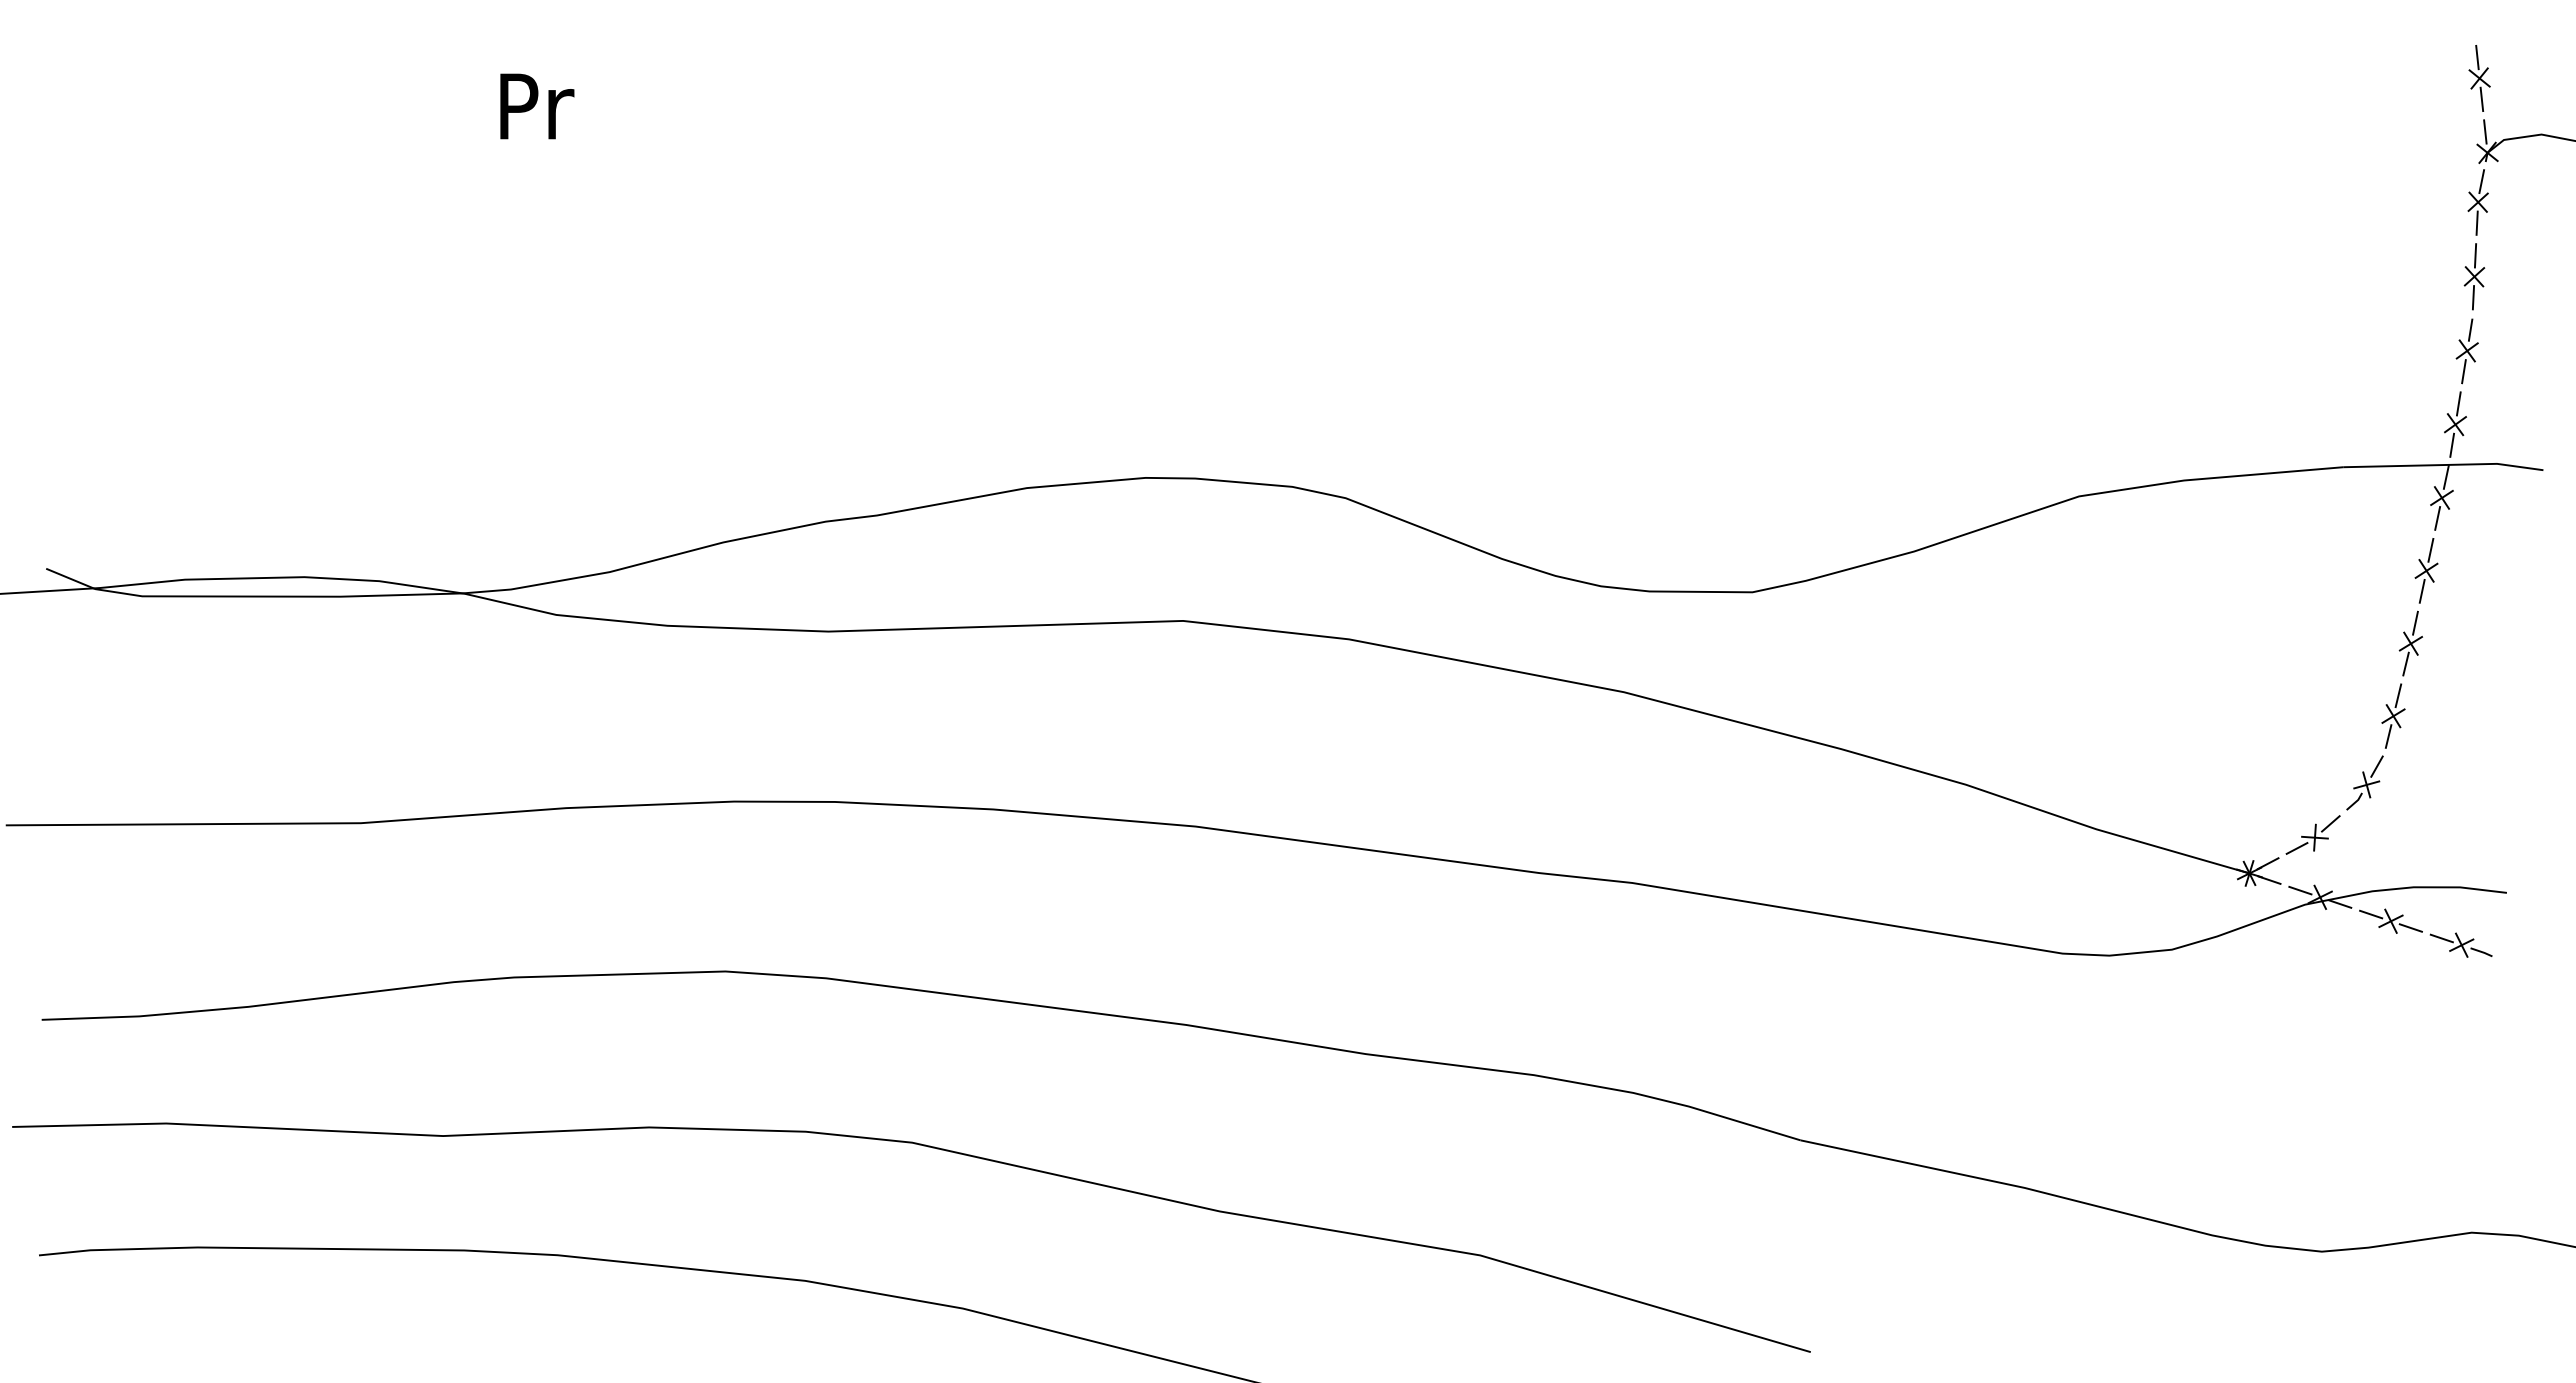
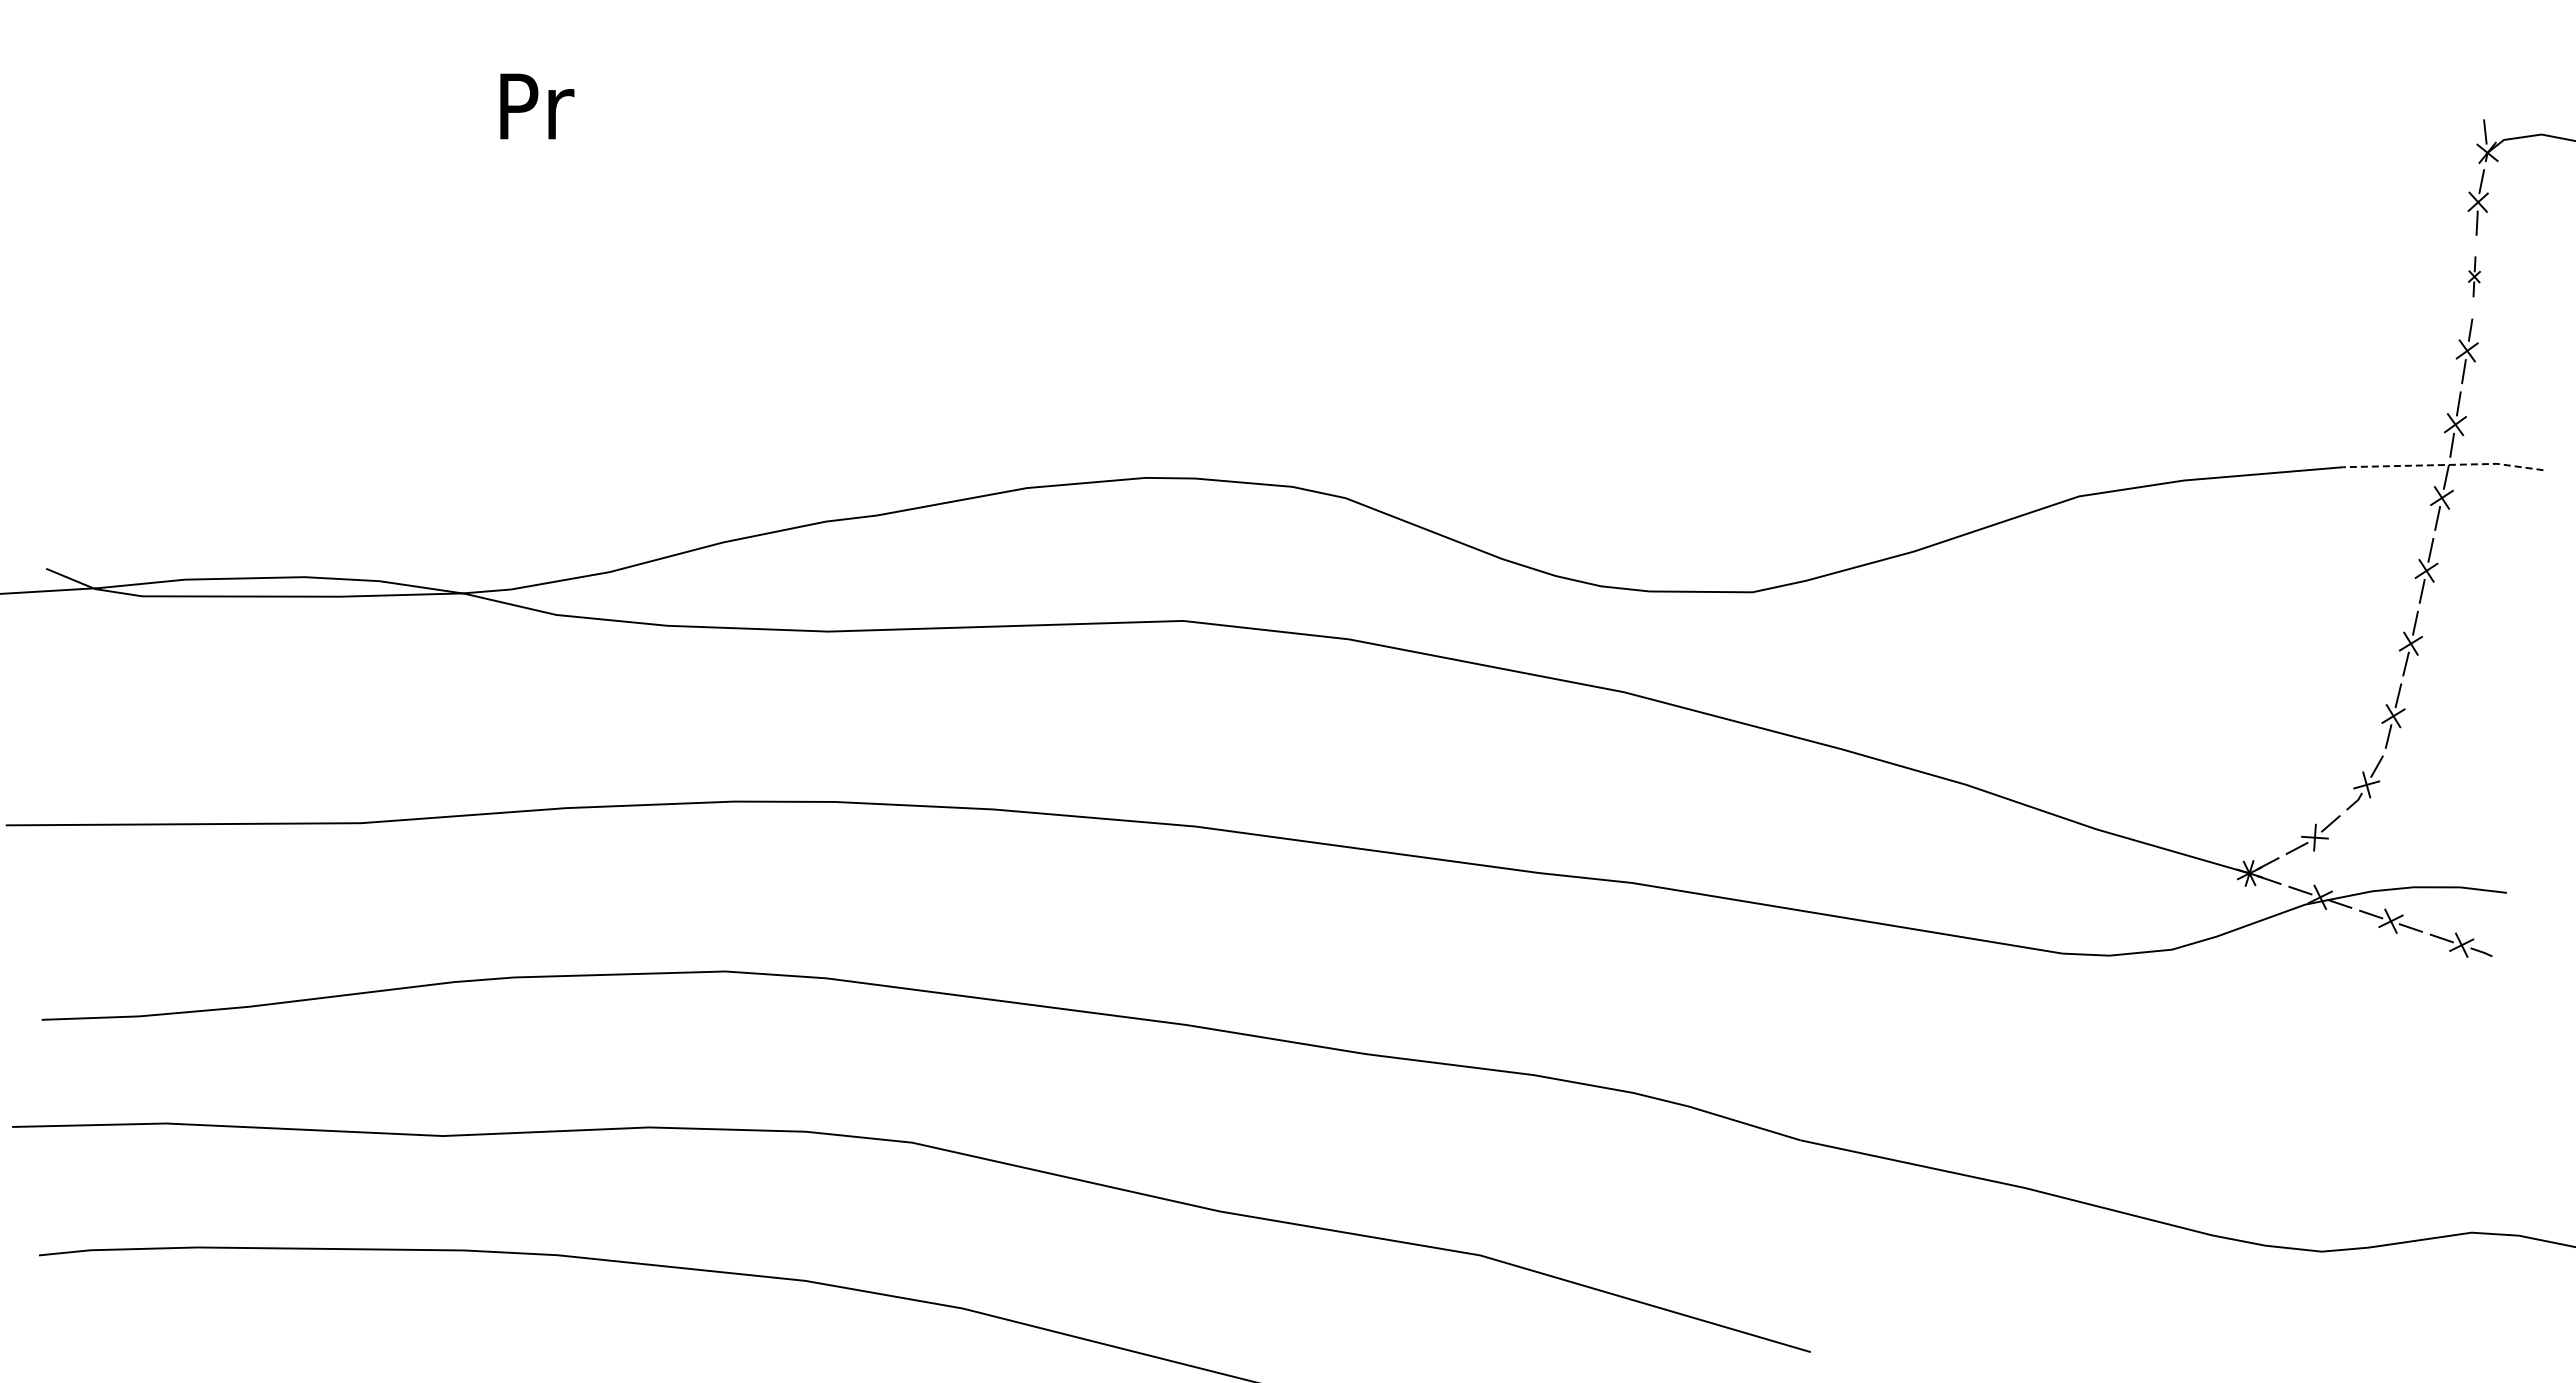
part: present -> none (2479, 78)
part size: 23x68 px -> 13x42 px (2474, 276)
line: solid -> dashed (2444, 465)
